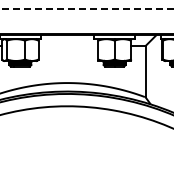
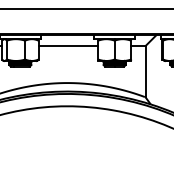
line: dashed -> solid (86, 9)
line: none -> present (68, 46)
